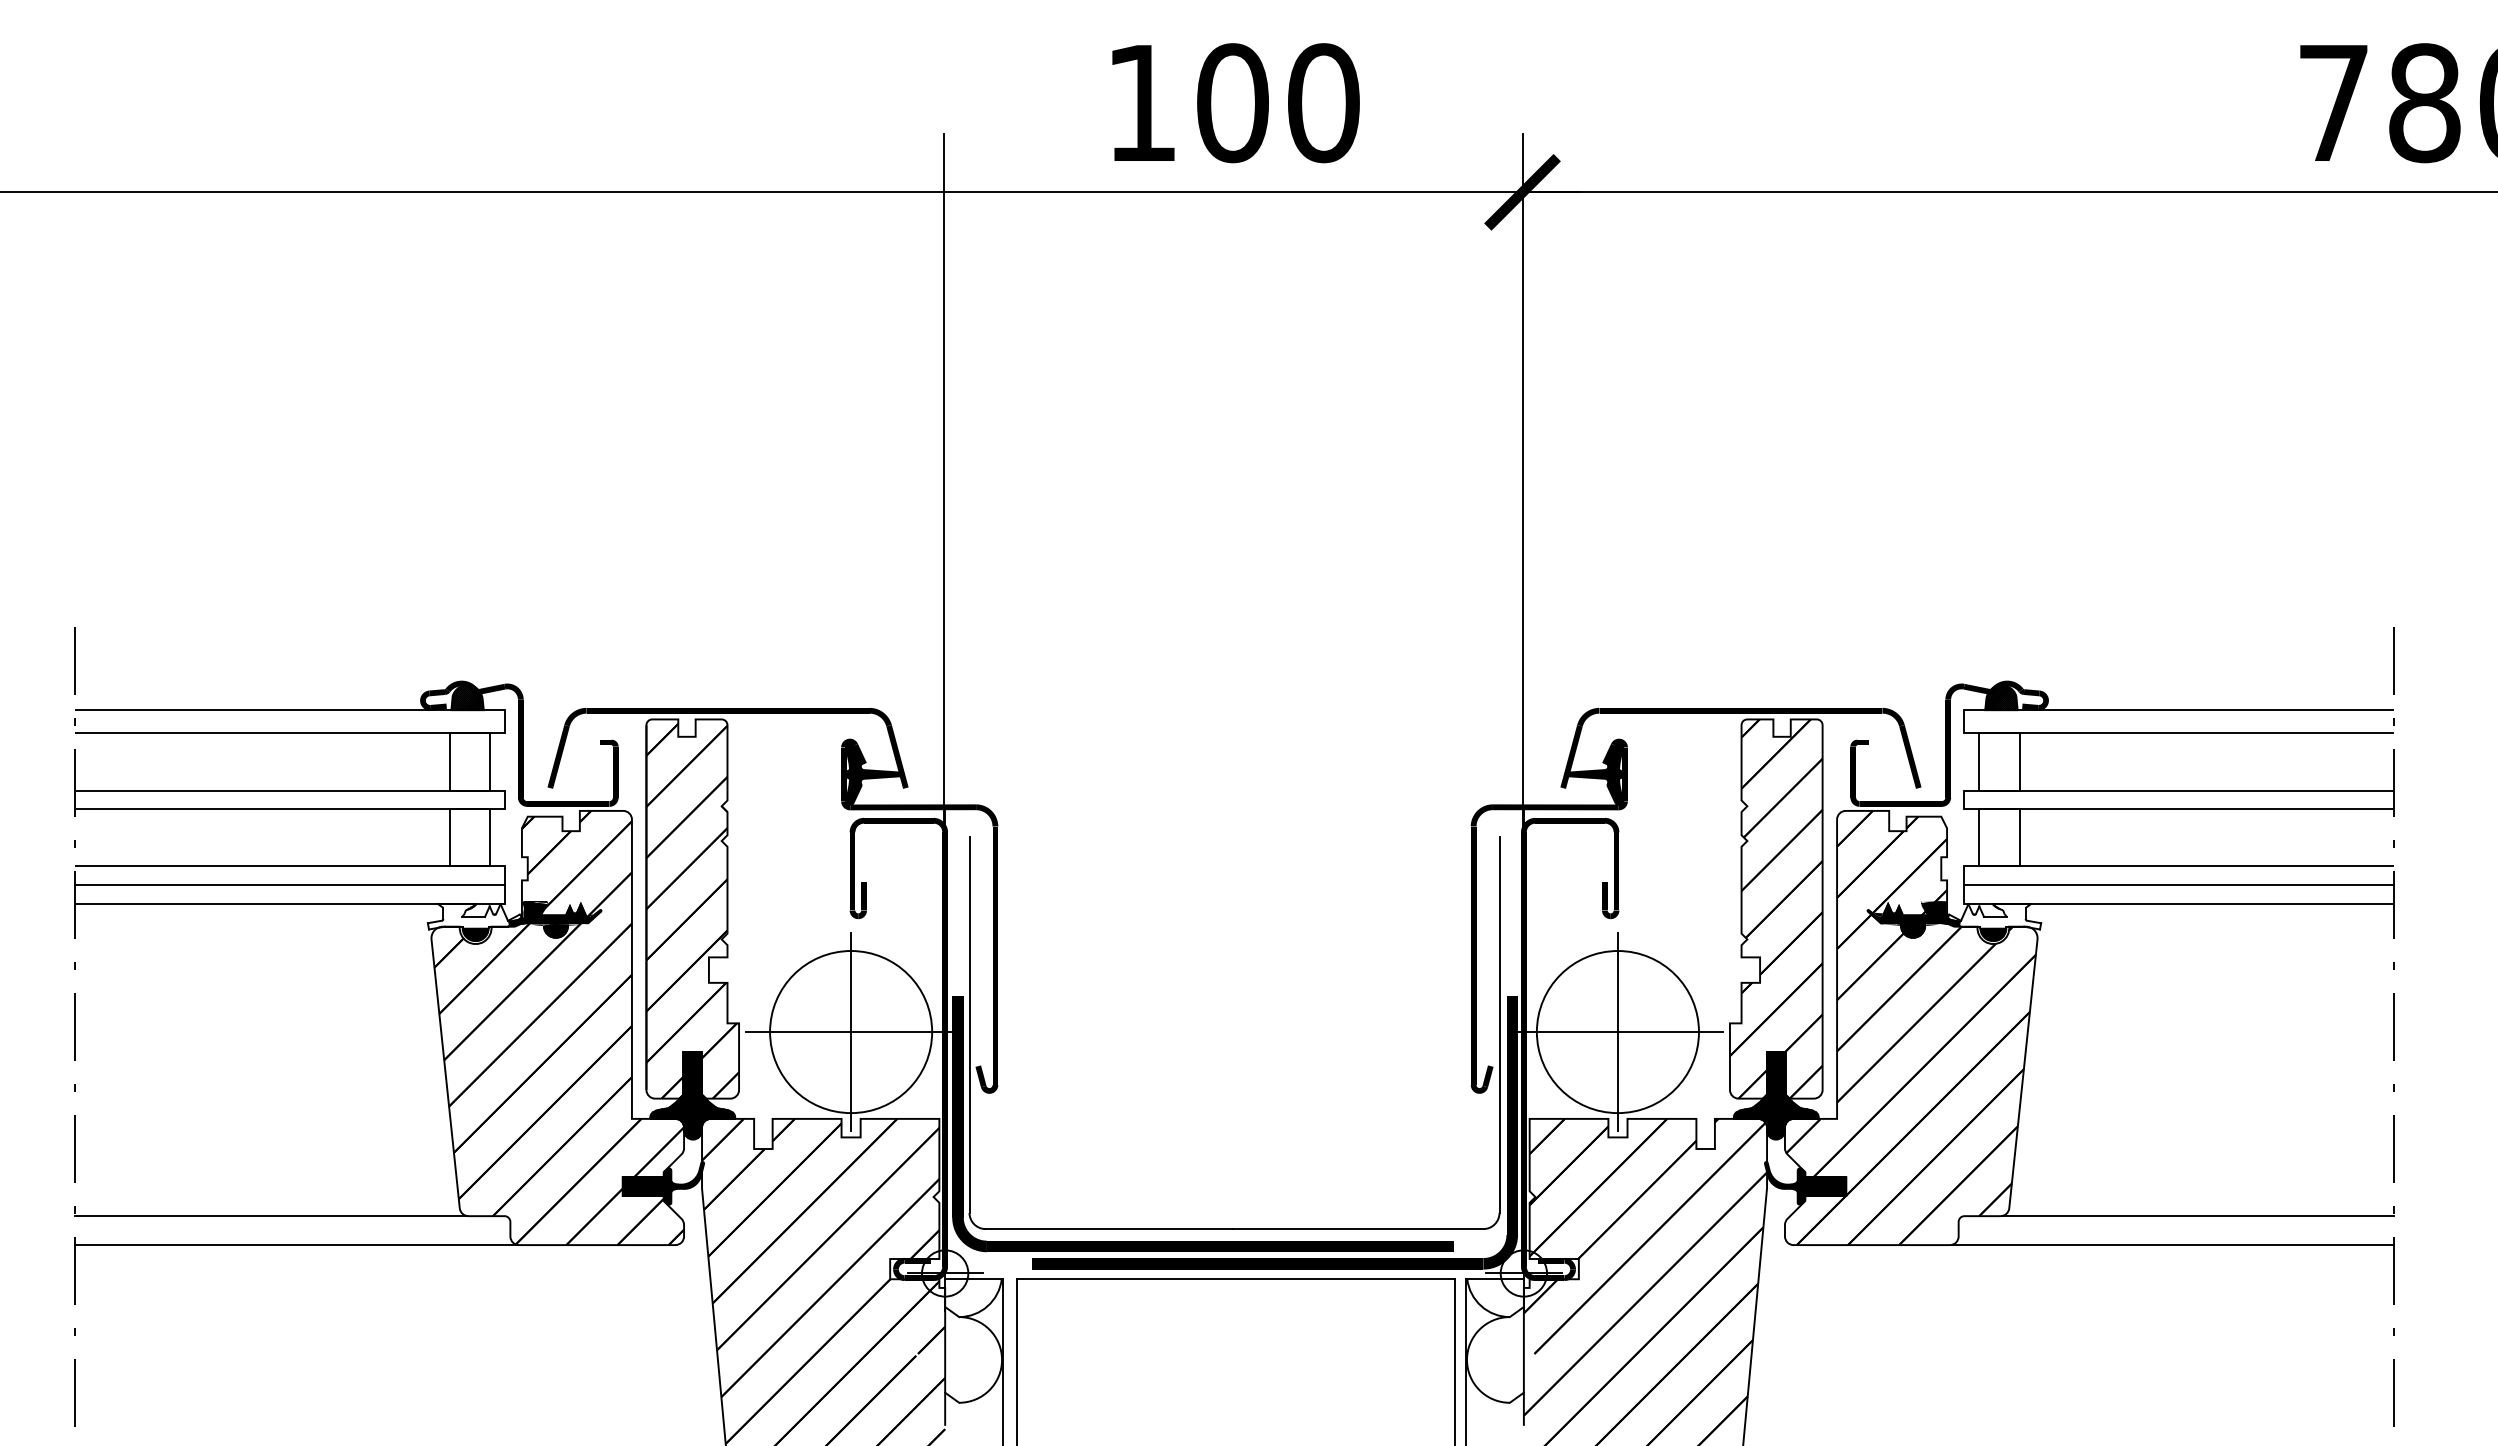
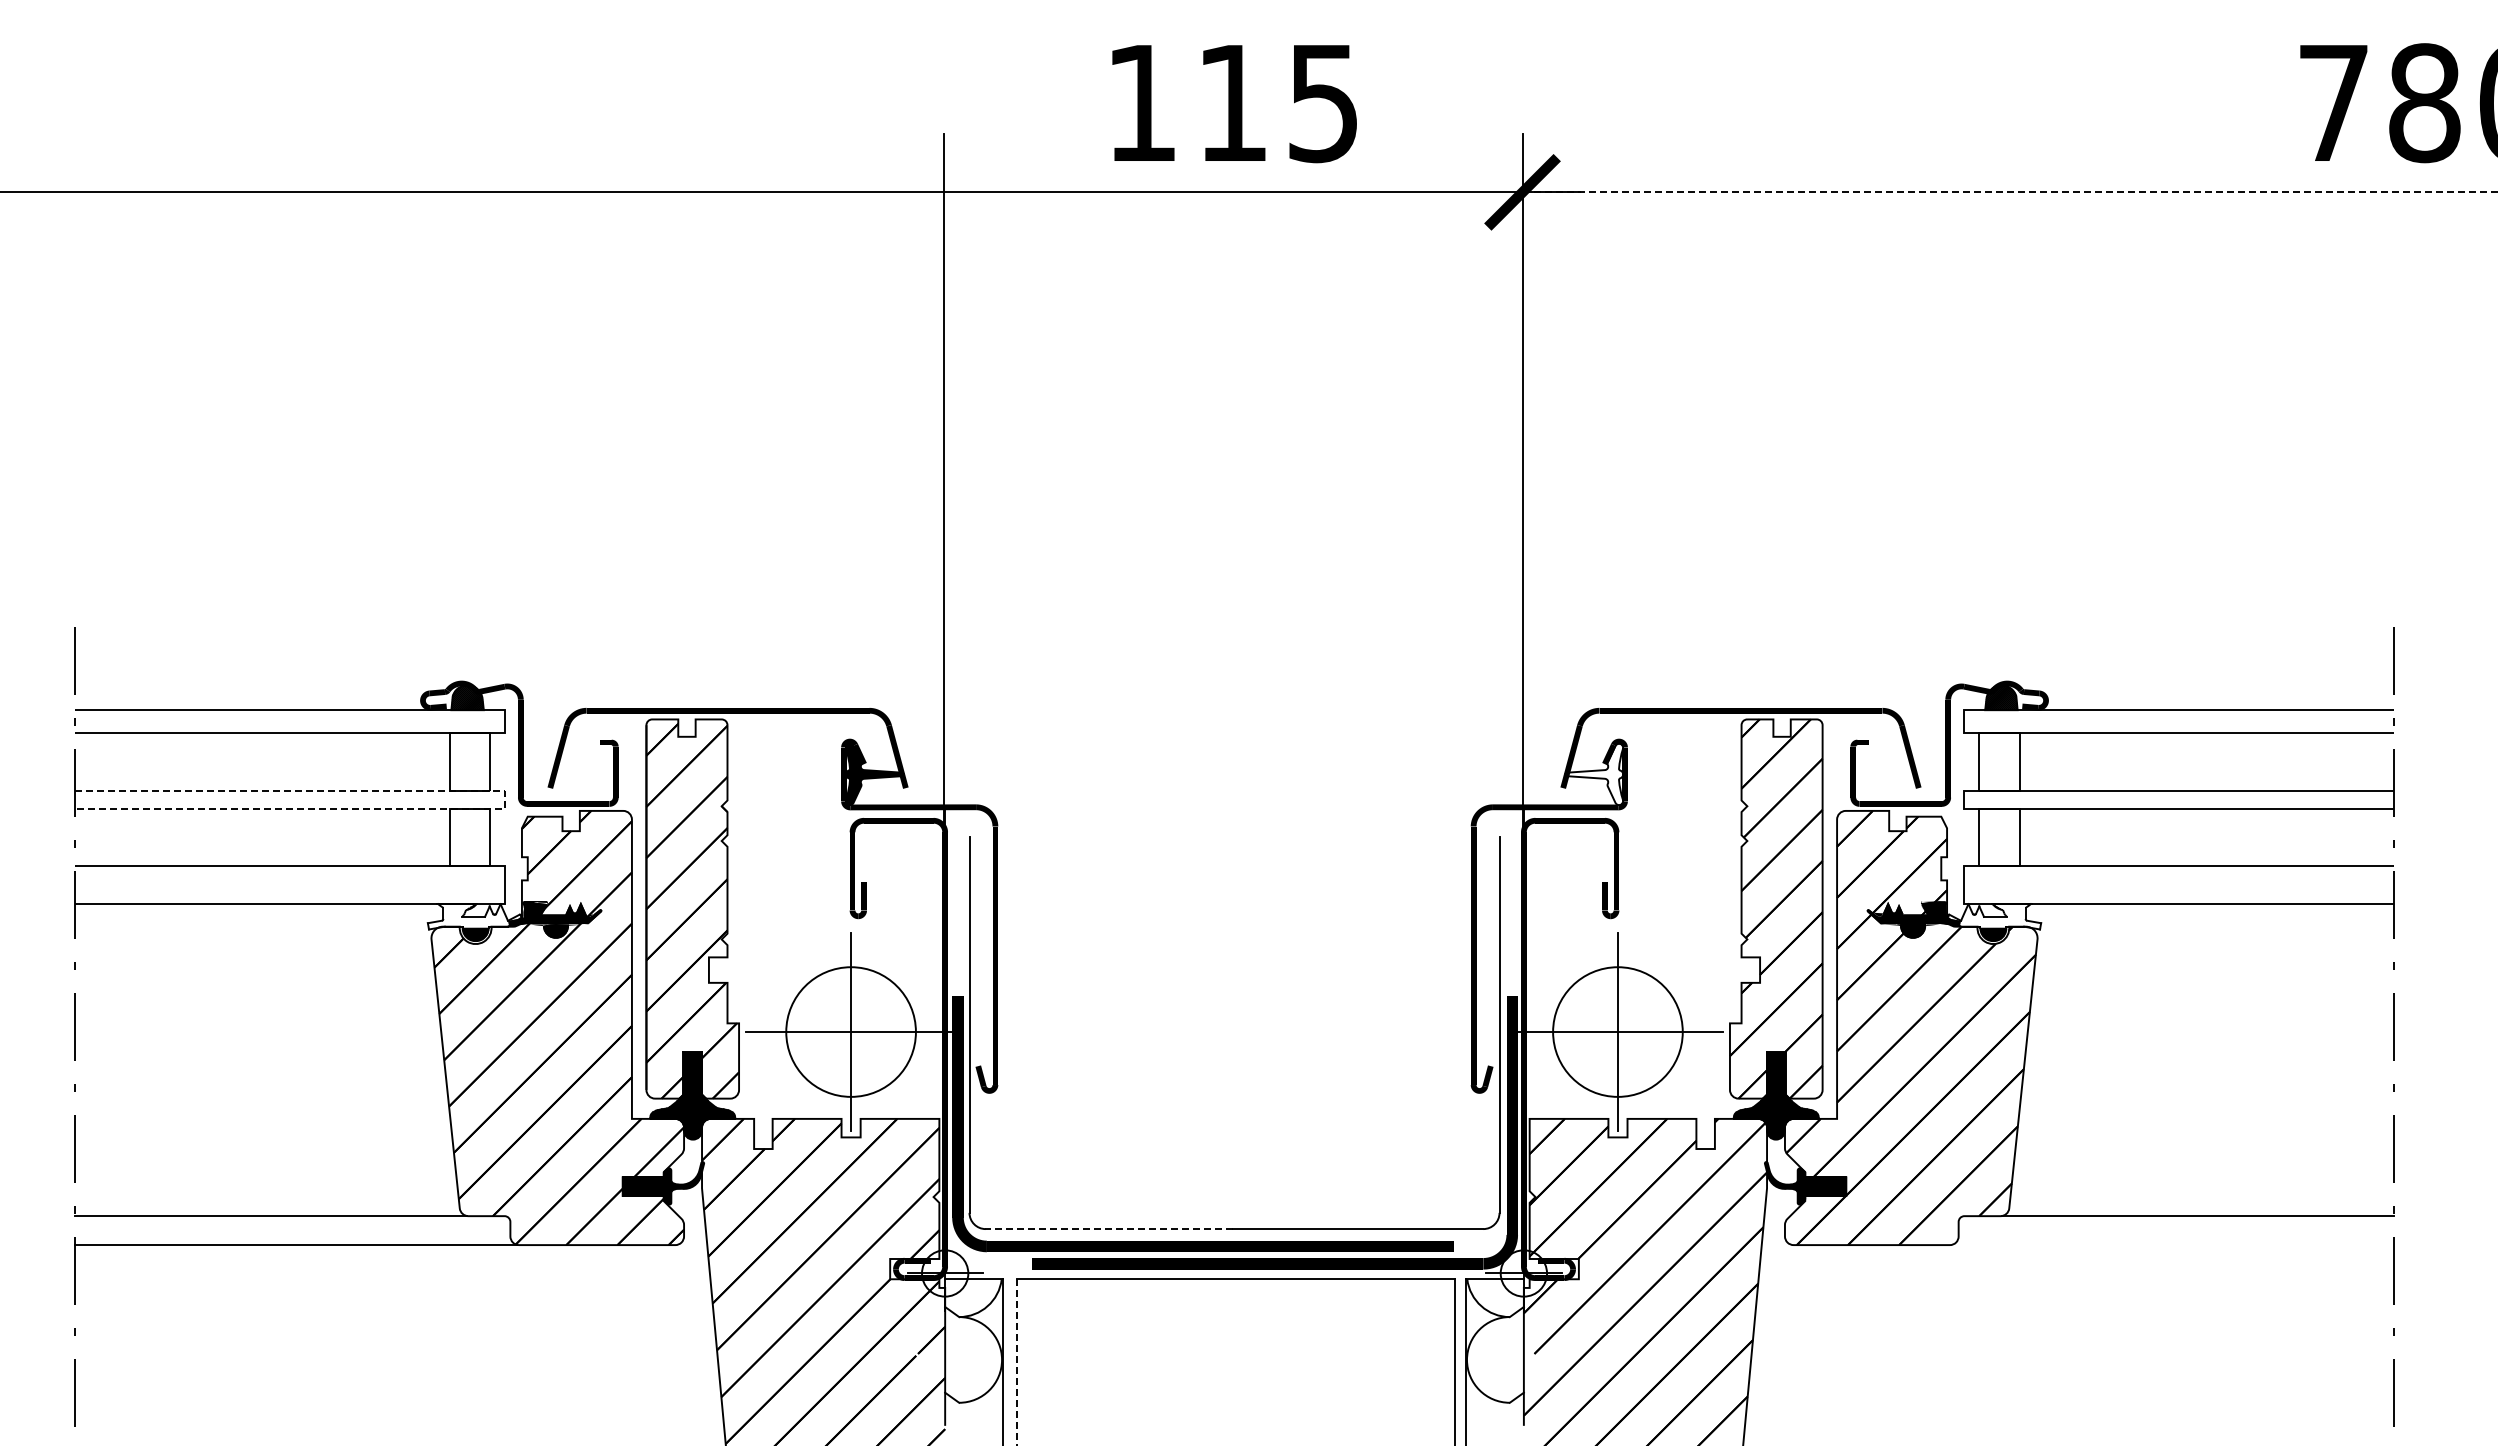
text: 100 -> 115 (1278, 103)
line: solid -> dashed (2010, 192)
fill: present -> none (1594, 774)
line: solid -> dashed (505, 799)
line: present -> none (289, 885)
line: present -> none (2178, 885)
circle diameter: 162 px -> 130 px (850, 1031)
circle diameter: 162 px -> 130 px (1617, 1031)
line: solid -> dashed (1108, 1229)
line: present -> none (2172, 1245)
line: solid -> dashed (1016, 1363)
